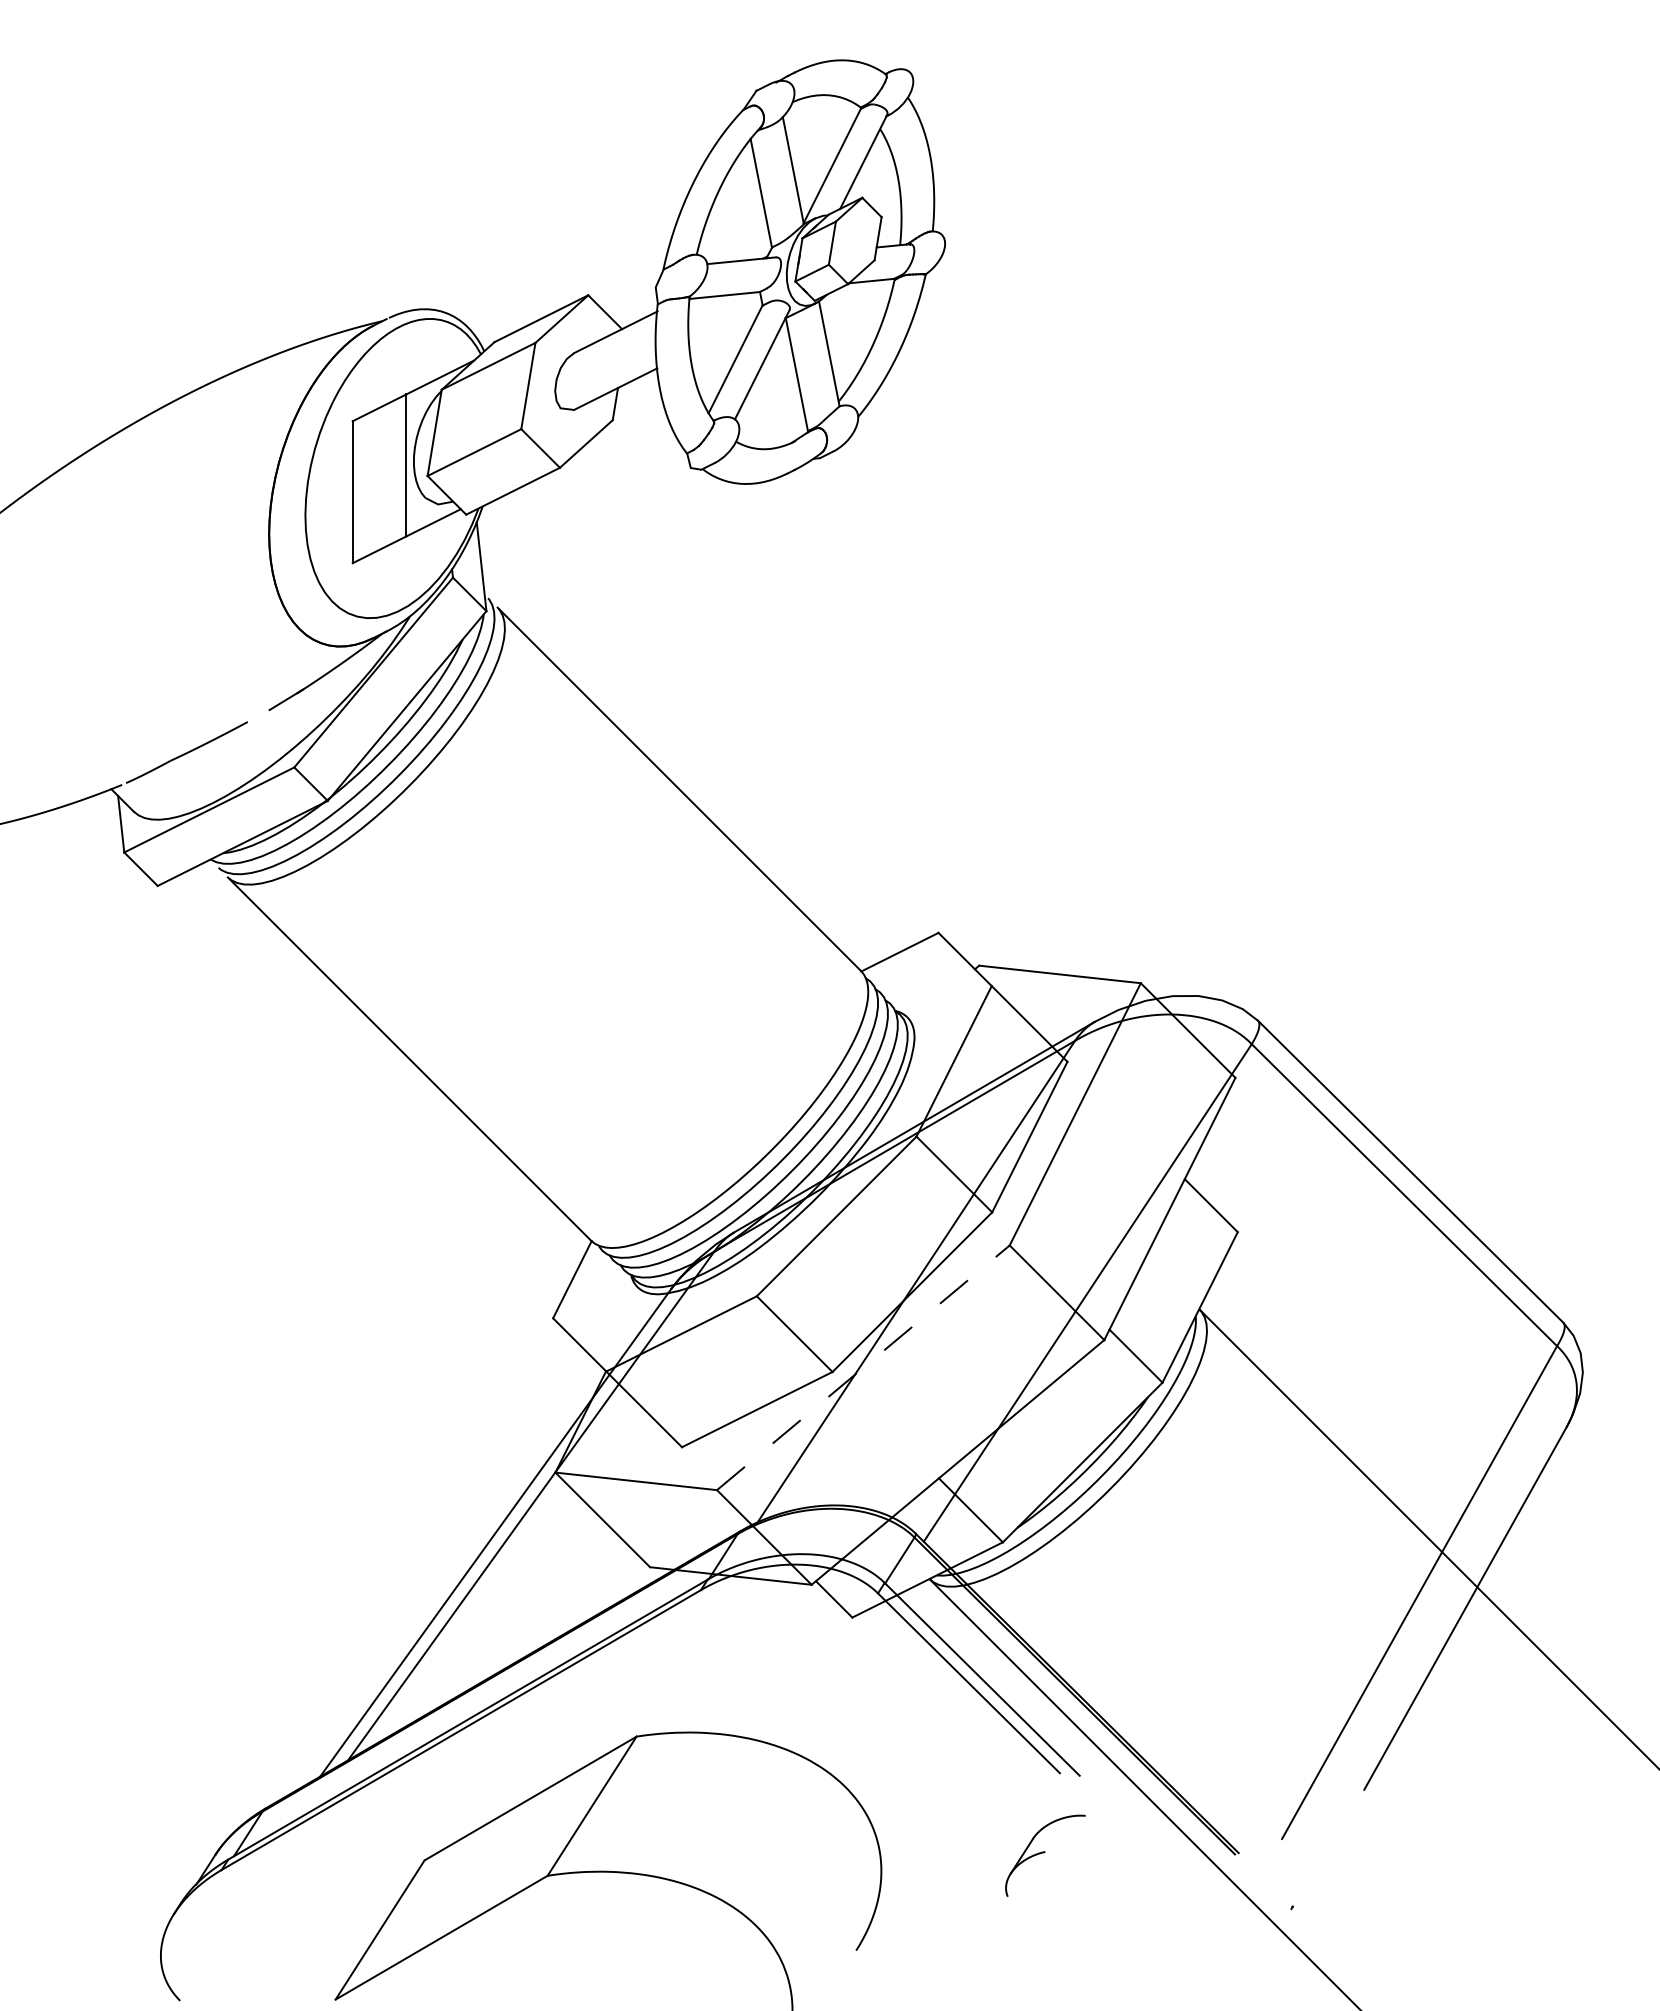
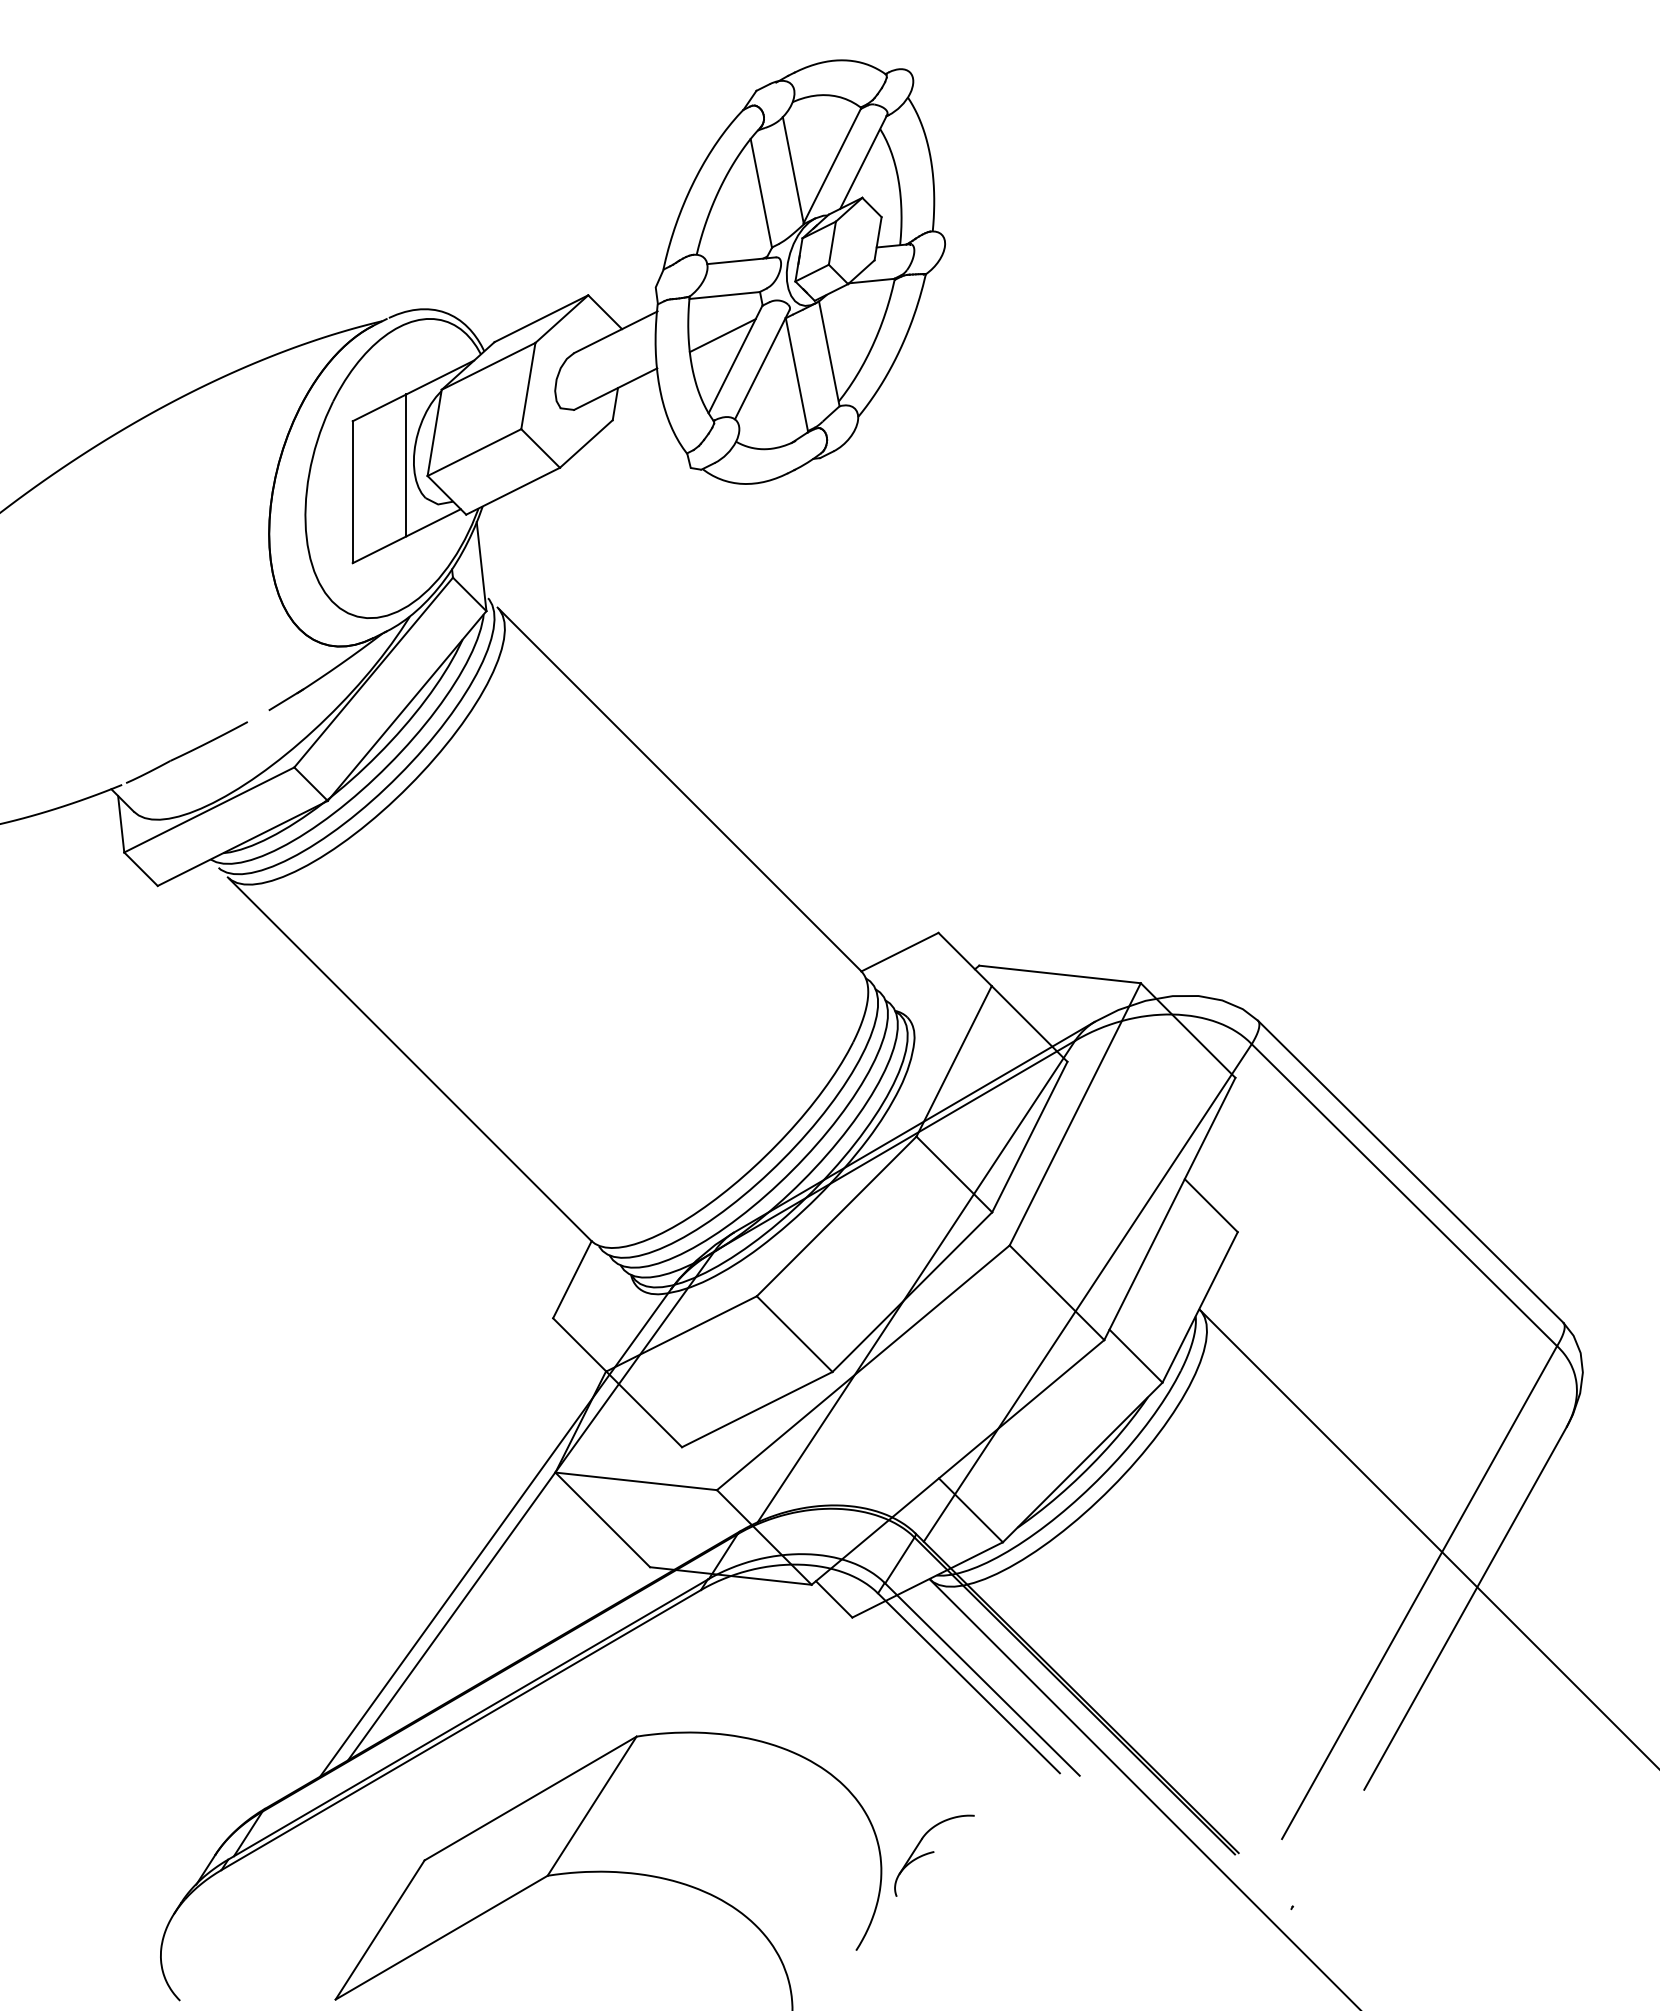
line: none -> present (722, 335)
line: dashed -> solid (863, 1367)
part position: (1045, 1855) -> (934, 1855) (934, 1855)
